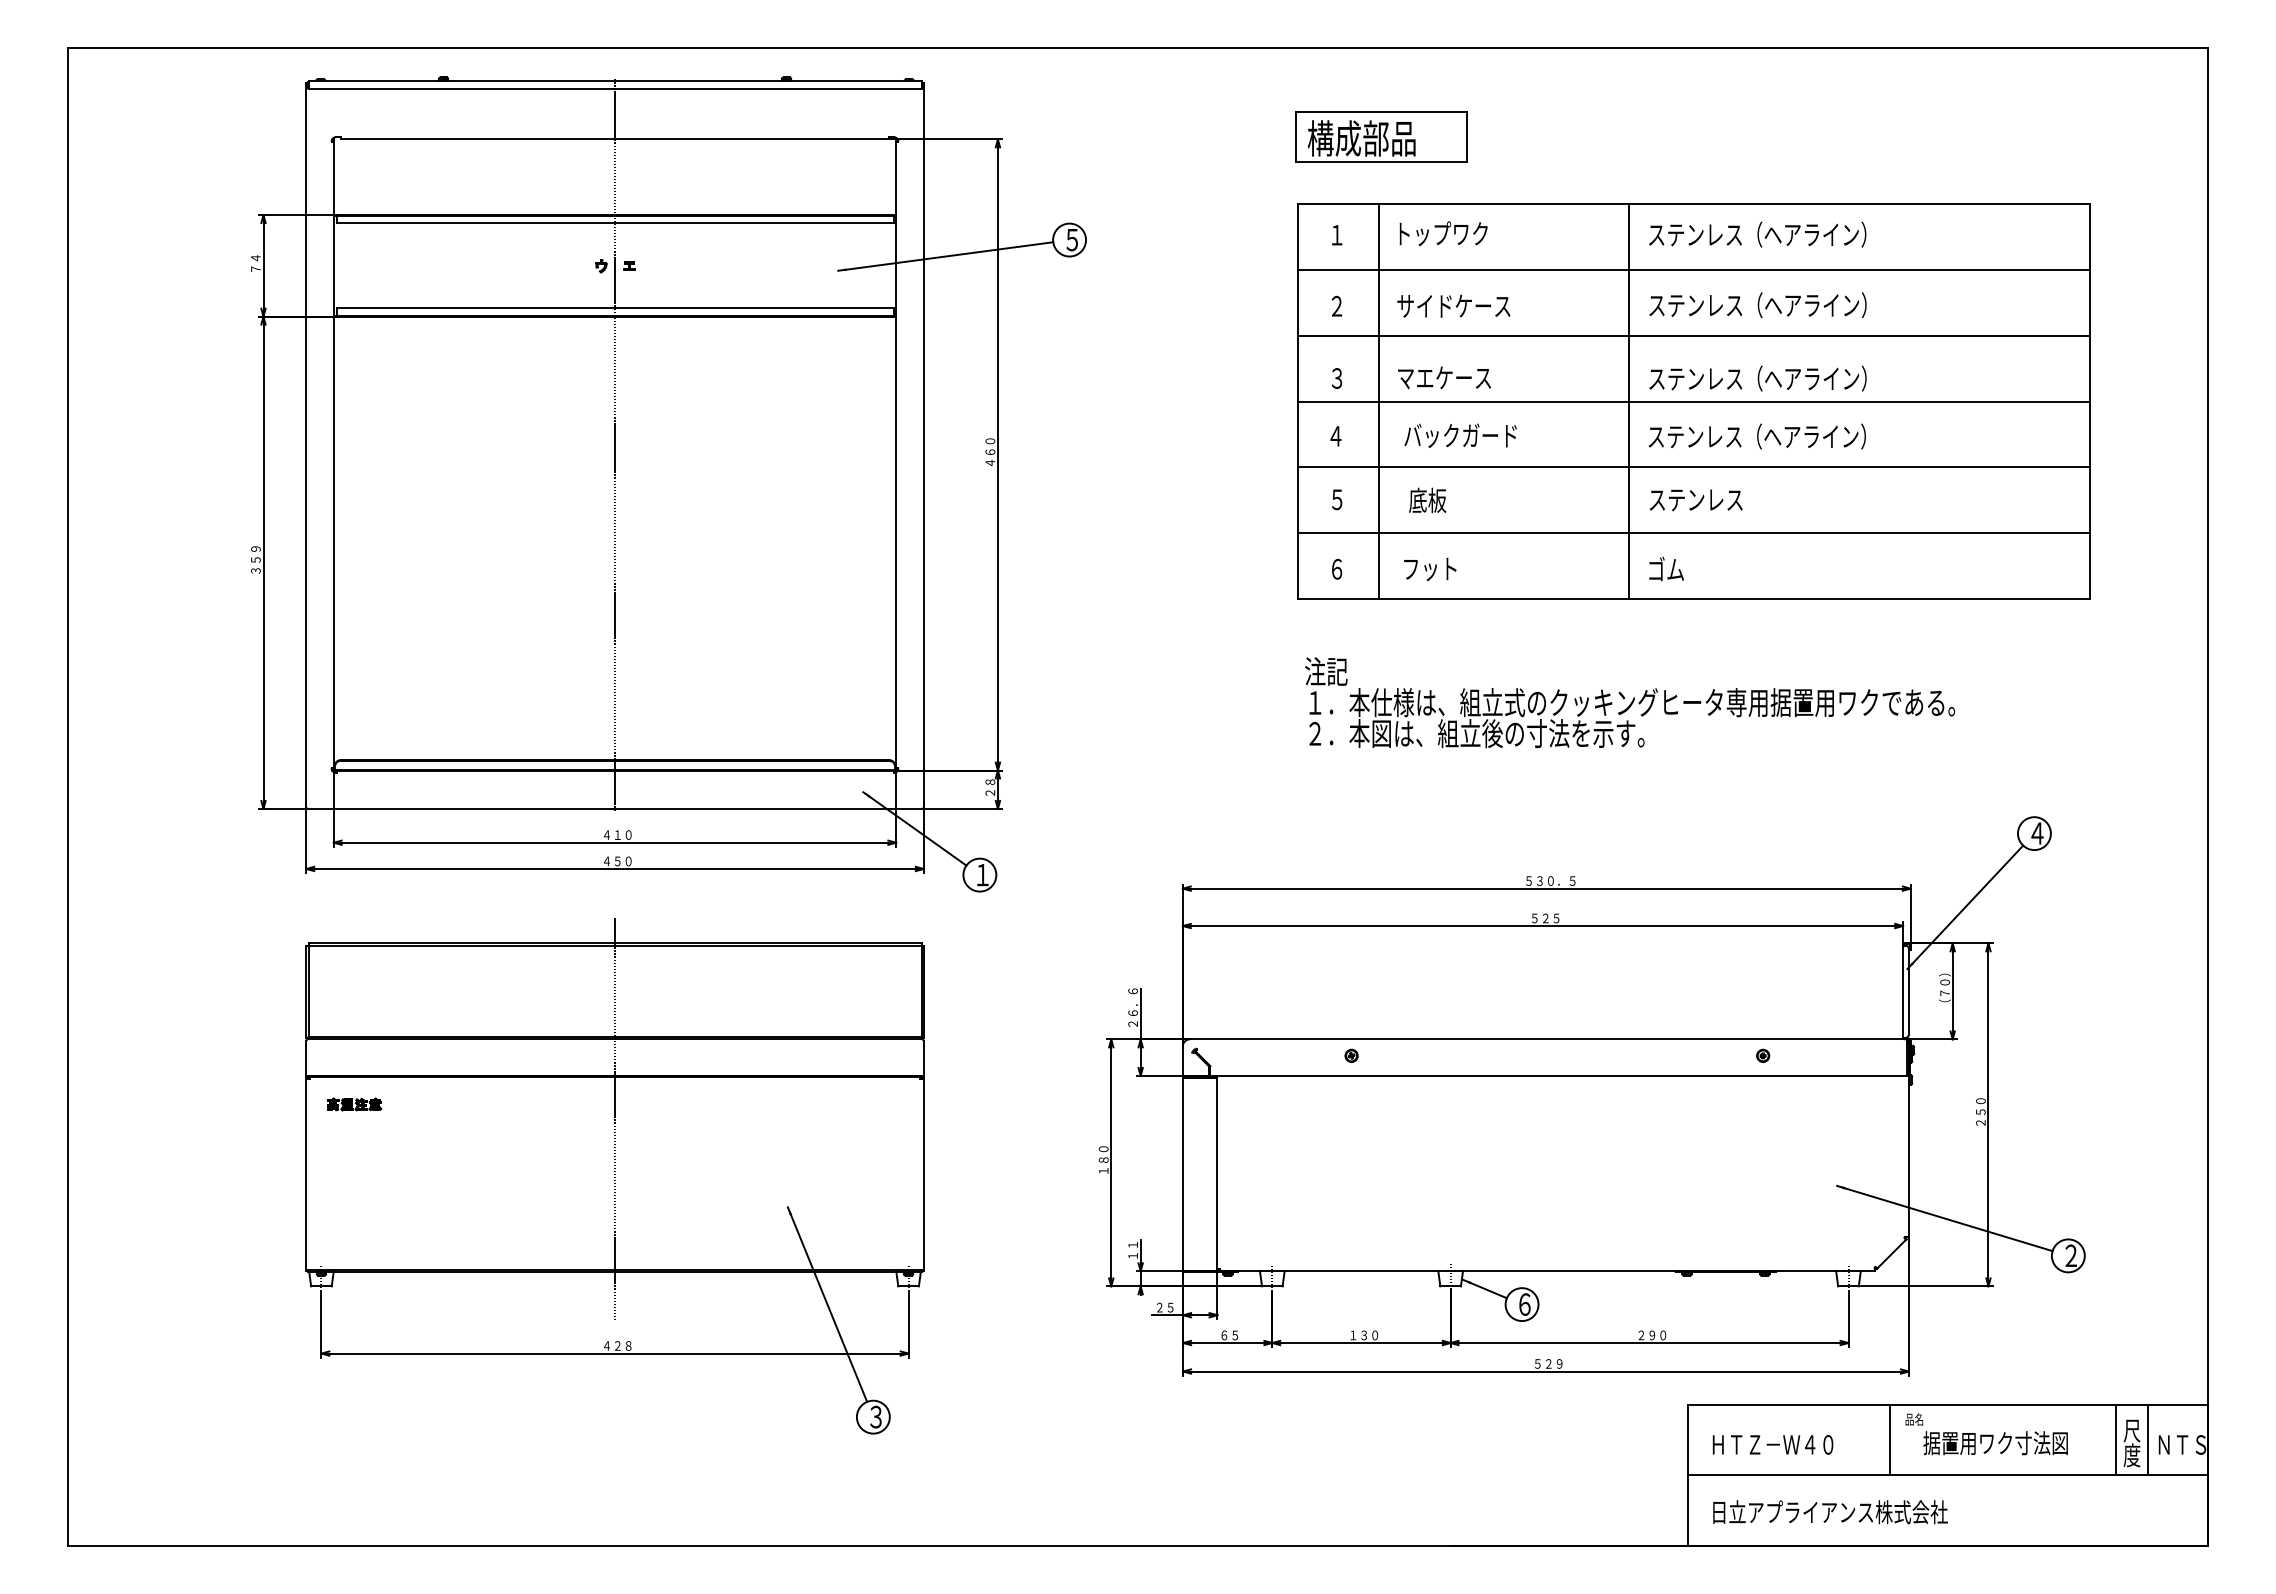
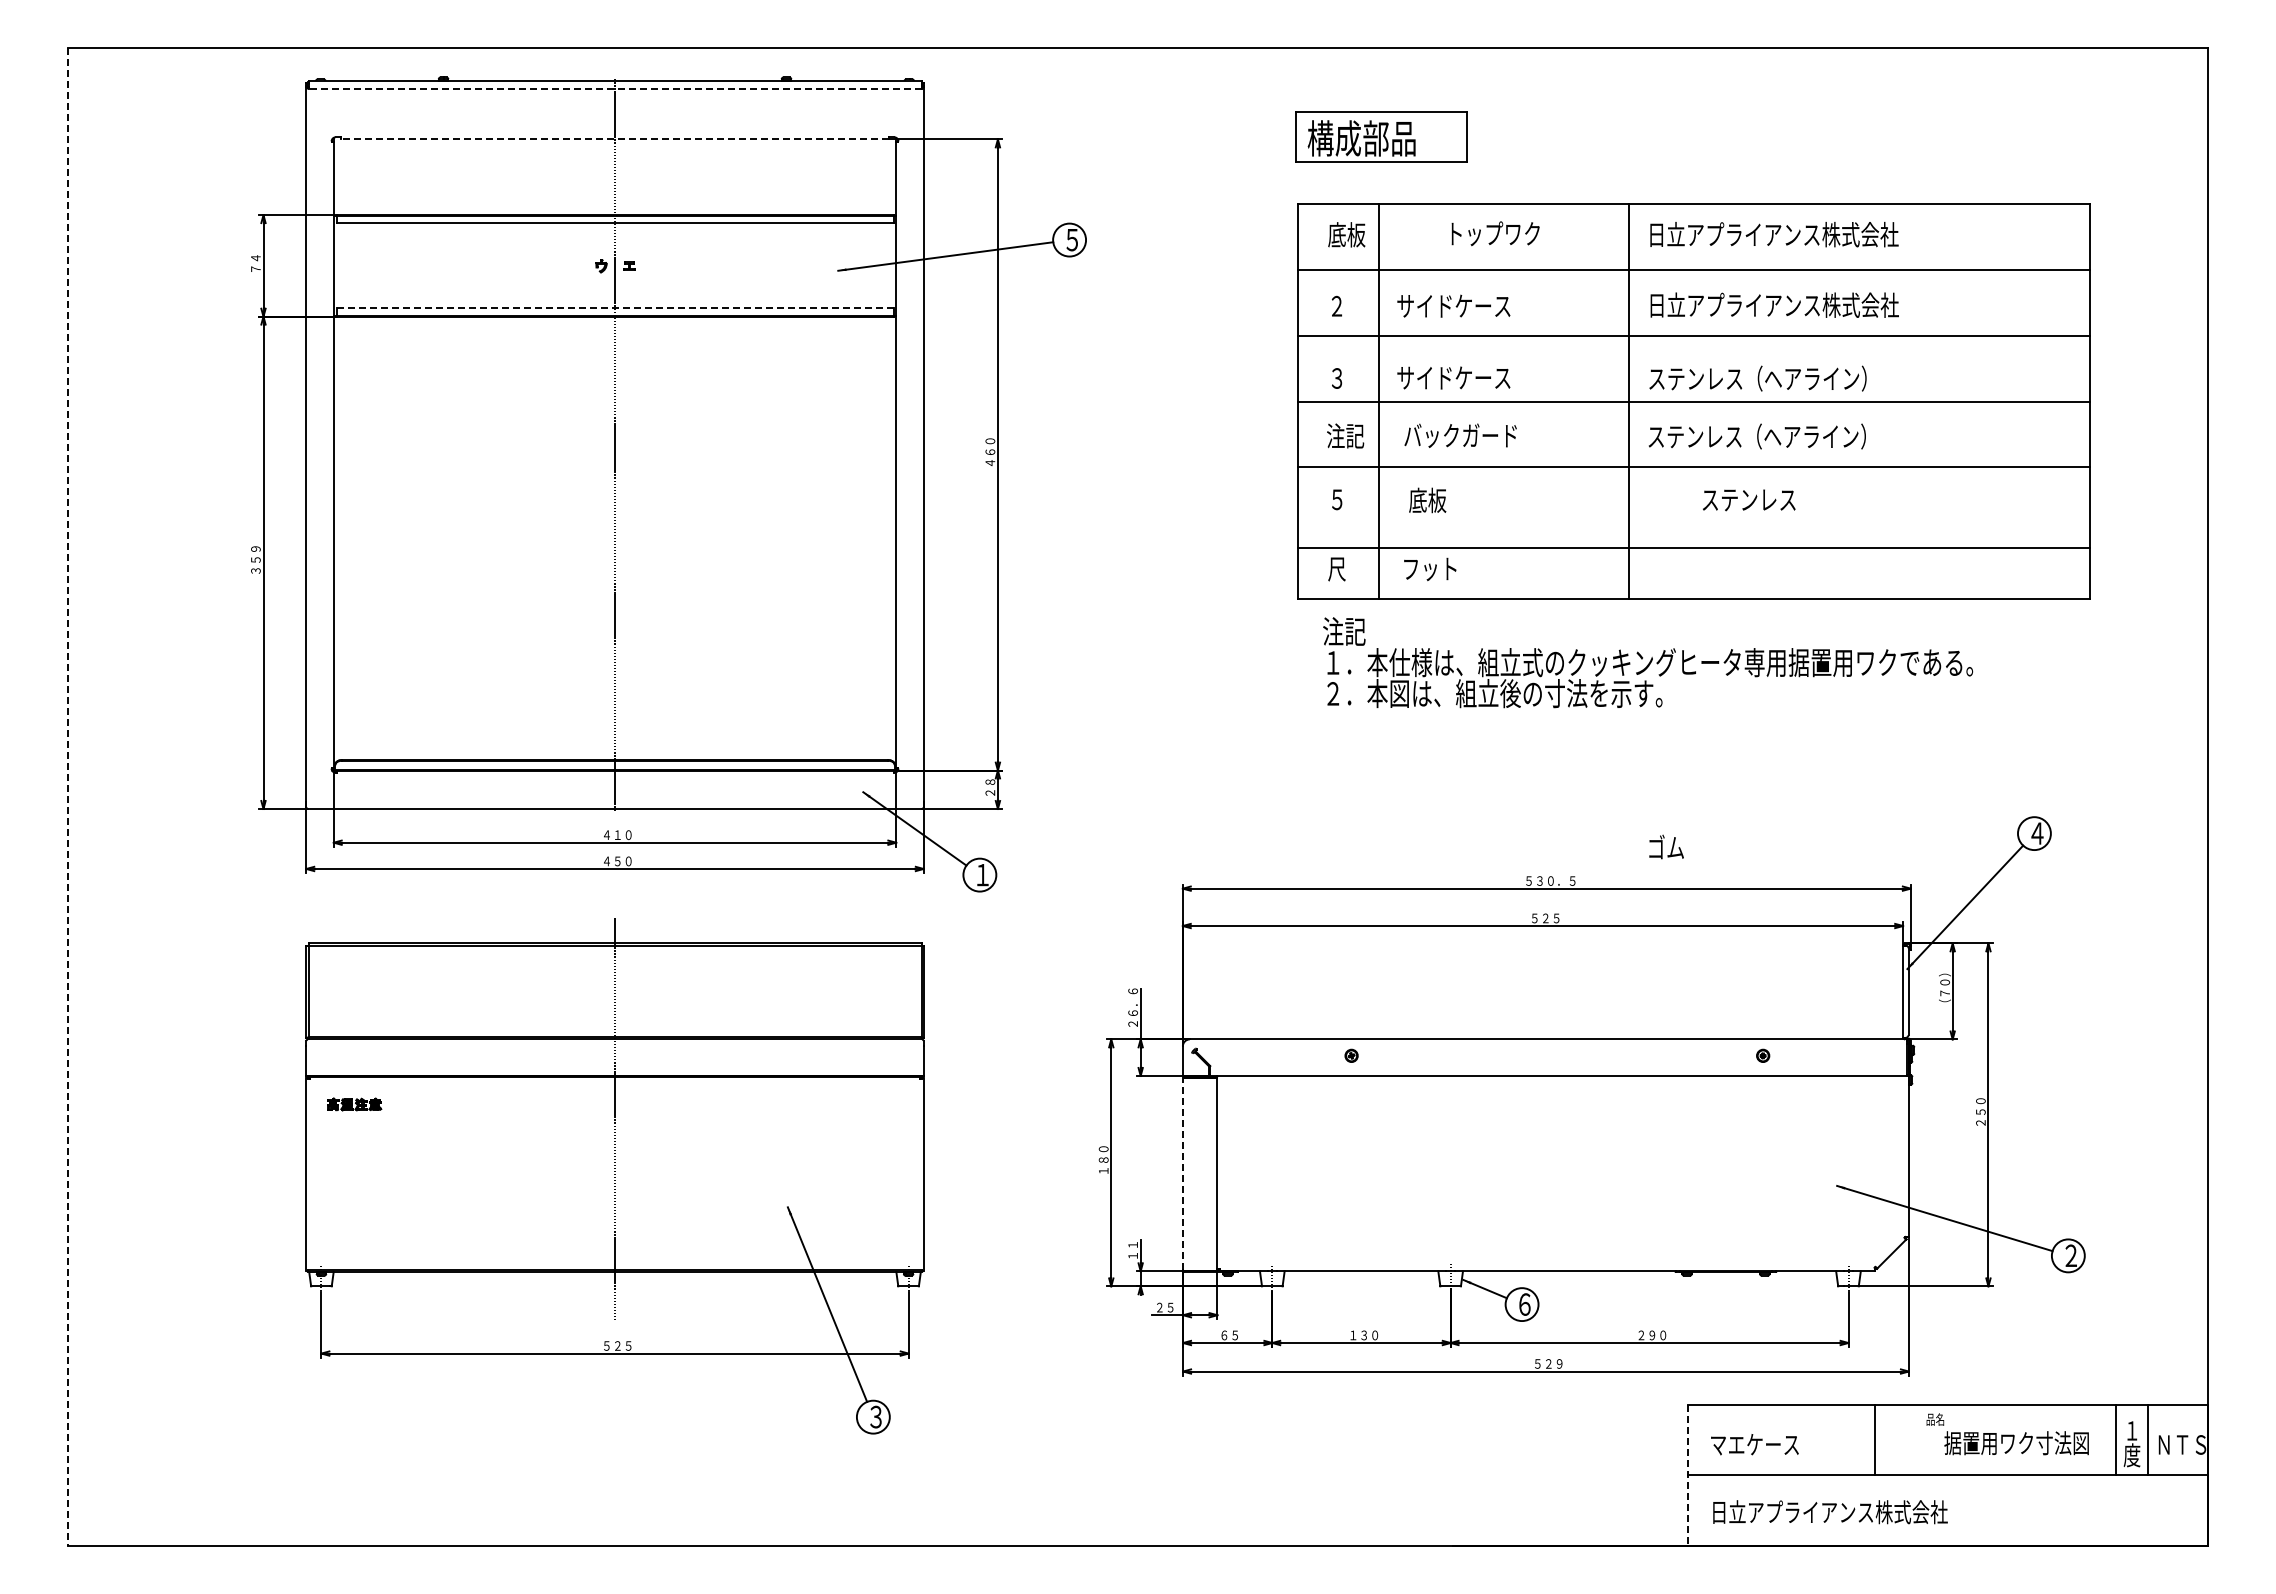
line: solid -> dashed (614, 88)
line: solid -> dashed (615, 139)
text position: (1443, 233) -> (1495, 233) (1495, 233)
text: １ -> 底板 (1346, 234)
text: ステンレス（ヘアライン） -> 日立アプライアンス株式会社 (1773, 234)
text: ステンレス（ヘアライン） -> 日立アプライアンス株式会社 (1773, 305)
line: solid -> dashed (615, 308)
text: マエケース -> サイドケース (1453, 377)
text: ４ -> 注記 (1345, 435)
text position: (1696, 500) -> (1749, 500) (1749, 500)
line position: (1694, 533) -> (1694, 548) (1694, 548)
text position: (1666, 568) -> (1666, 846) (1666, 846)
text: ６ -> 尺 (1336, 569)
text position: (1630, 702) -> (1648, 662) (1648, 662)
line: solid -> dashed (68, 797)
line: solid -> dashed (1183, 1174)
text: ４２８ -> ５２５ (617, 1345)
text: 尺 -> １ (2131, 1430)
text position: (1986, 1434) -> (2007, 1434) (2007, 1434)
line position: (1889, 1439) -> (1874, 1439) (1874, 1439)
text: ＨＴＺ－Ｗ４０ -> マエケース (1772, 1444)
line: solid -> dashed (1687, 1475)
